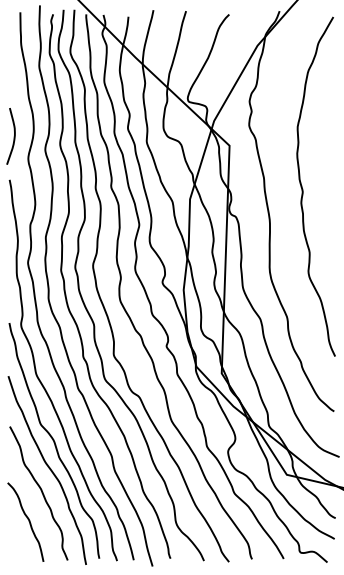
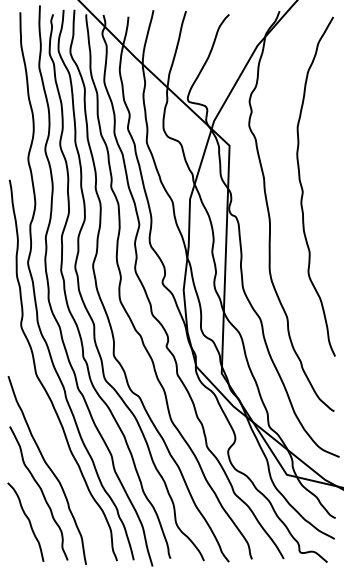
curve: present -> none (13, 136)
curve: present -> none (54, 440)
